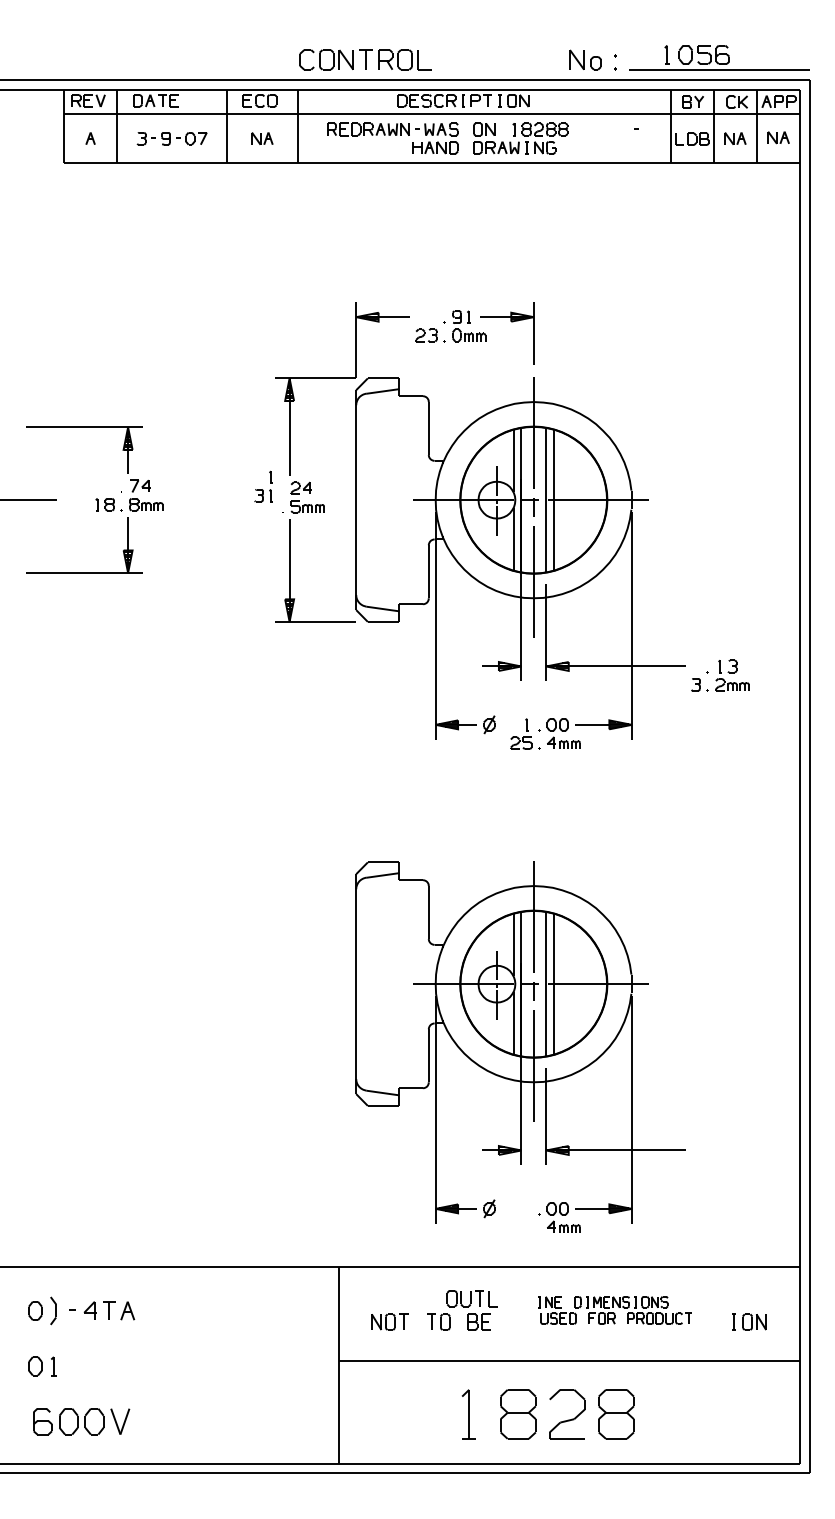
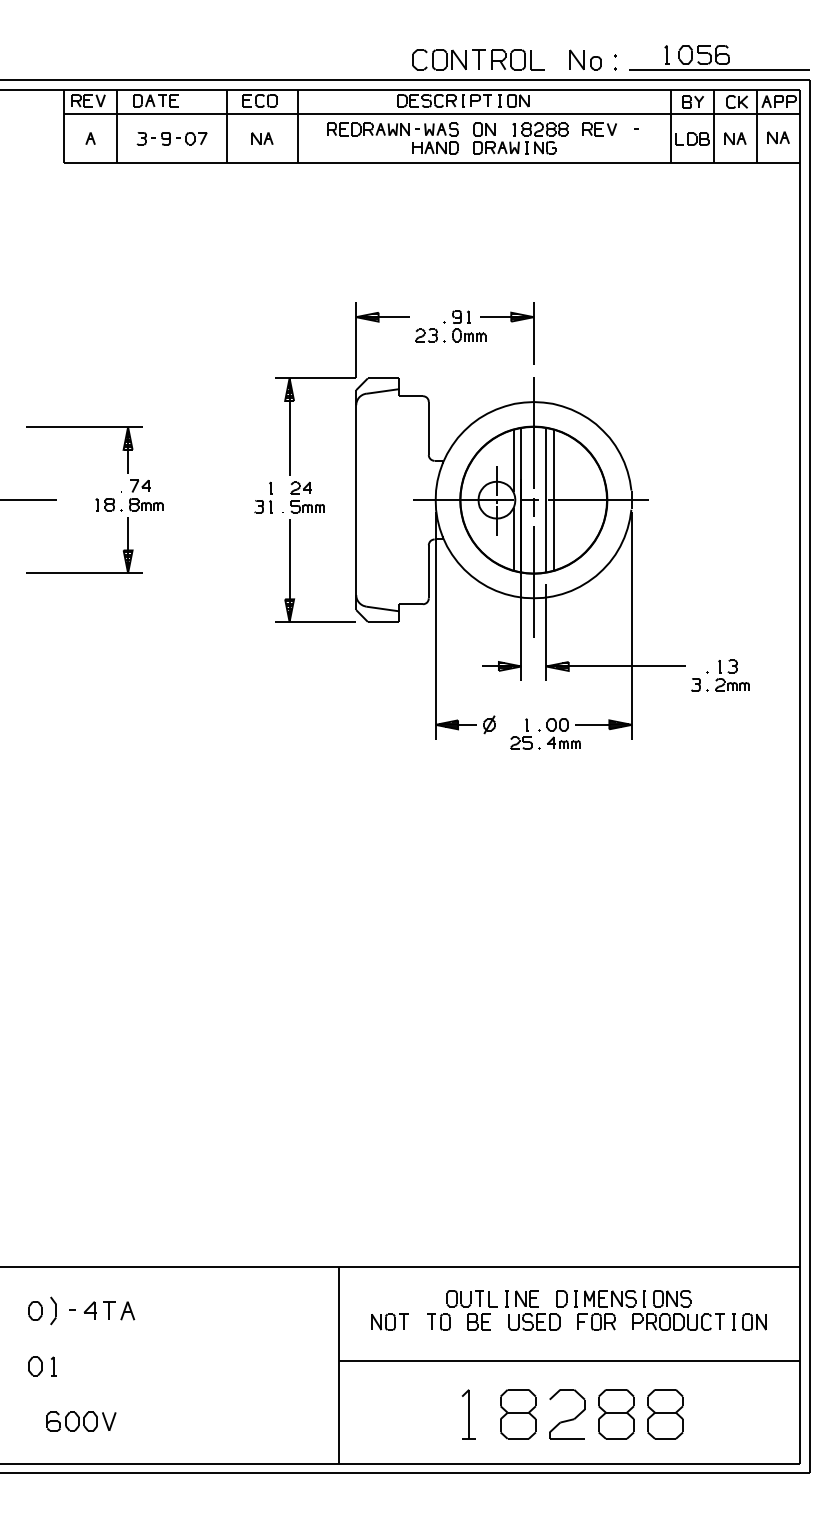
part position: (365, 59) -> (478, 59) (478, 59)
part: none -> present (599, 129)
part position: (263, 486) -> (263, 497) (263, 497)
part: present -> none (520, 1046)
part size: 154x29 px -> 220x41 px (614, 1310)
part: none -> present (665, 1414)
part size: 98x28 px -> 71x21 px (81, 1421)
